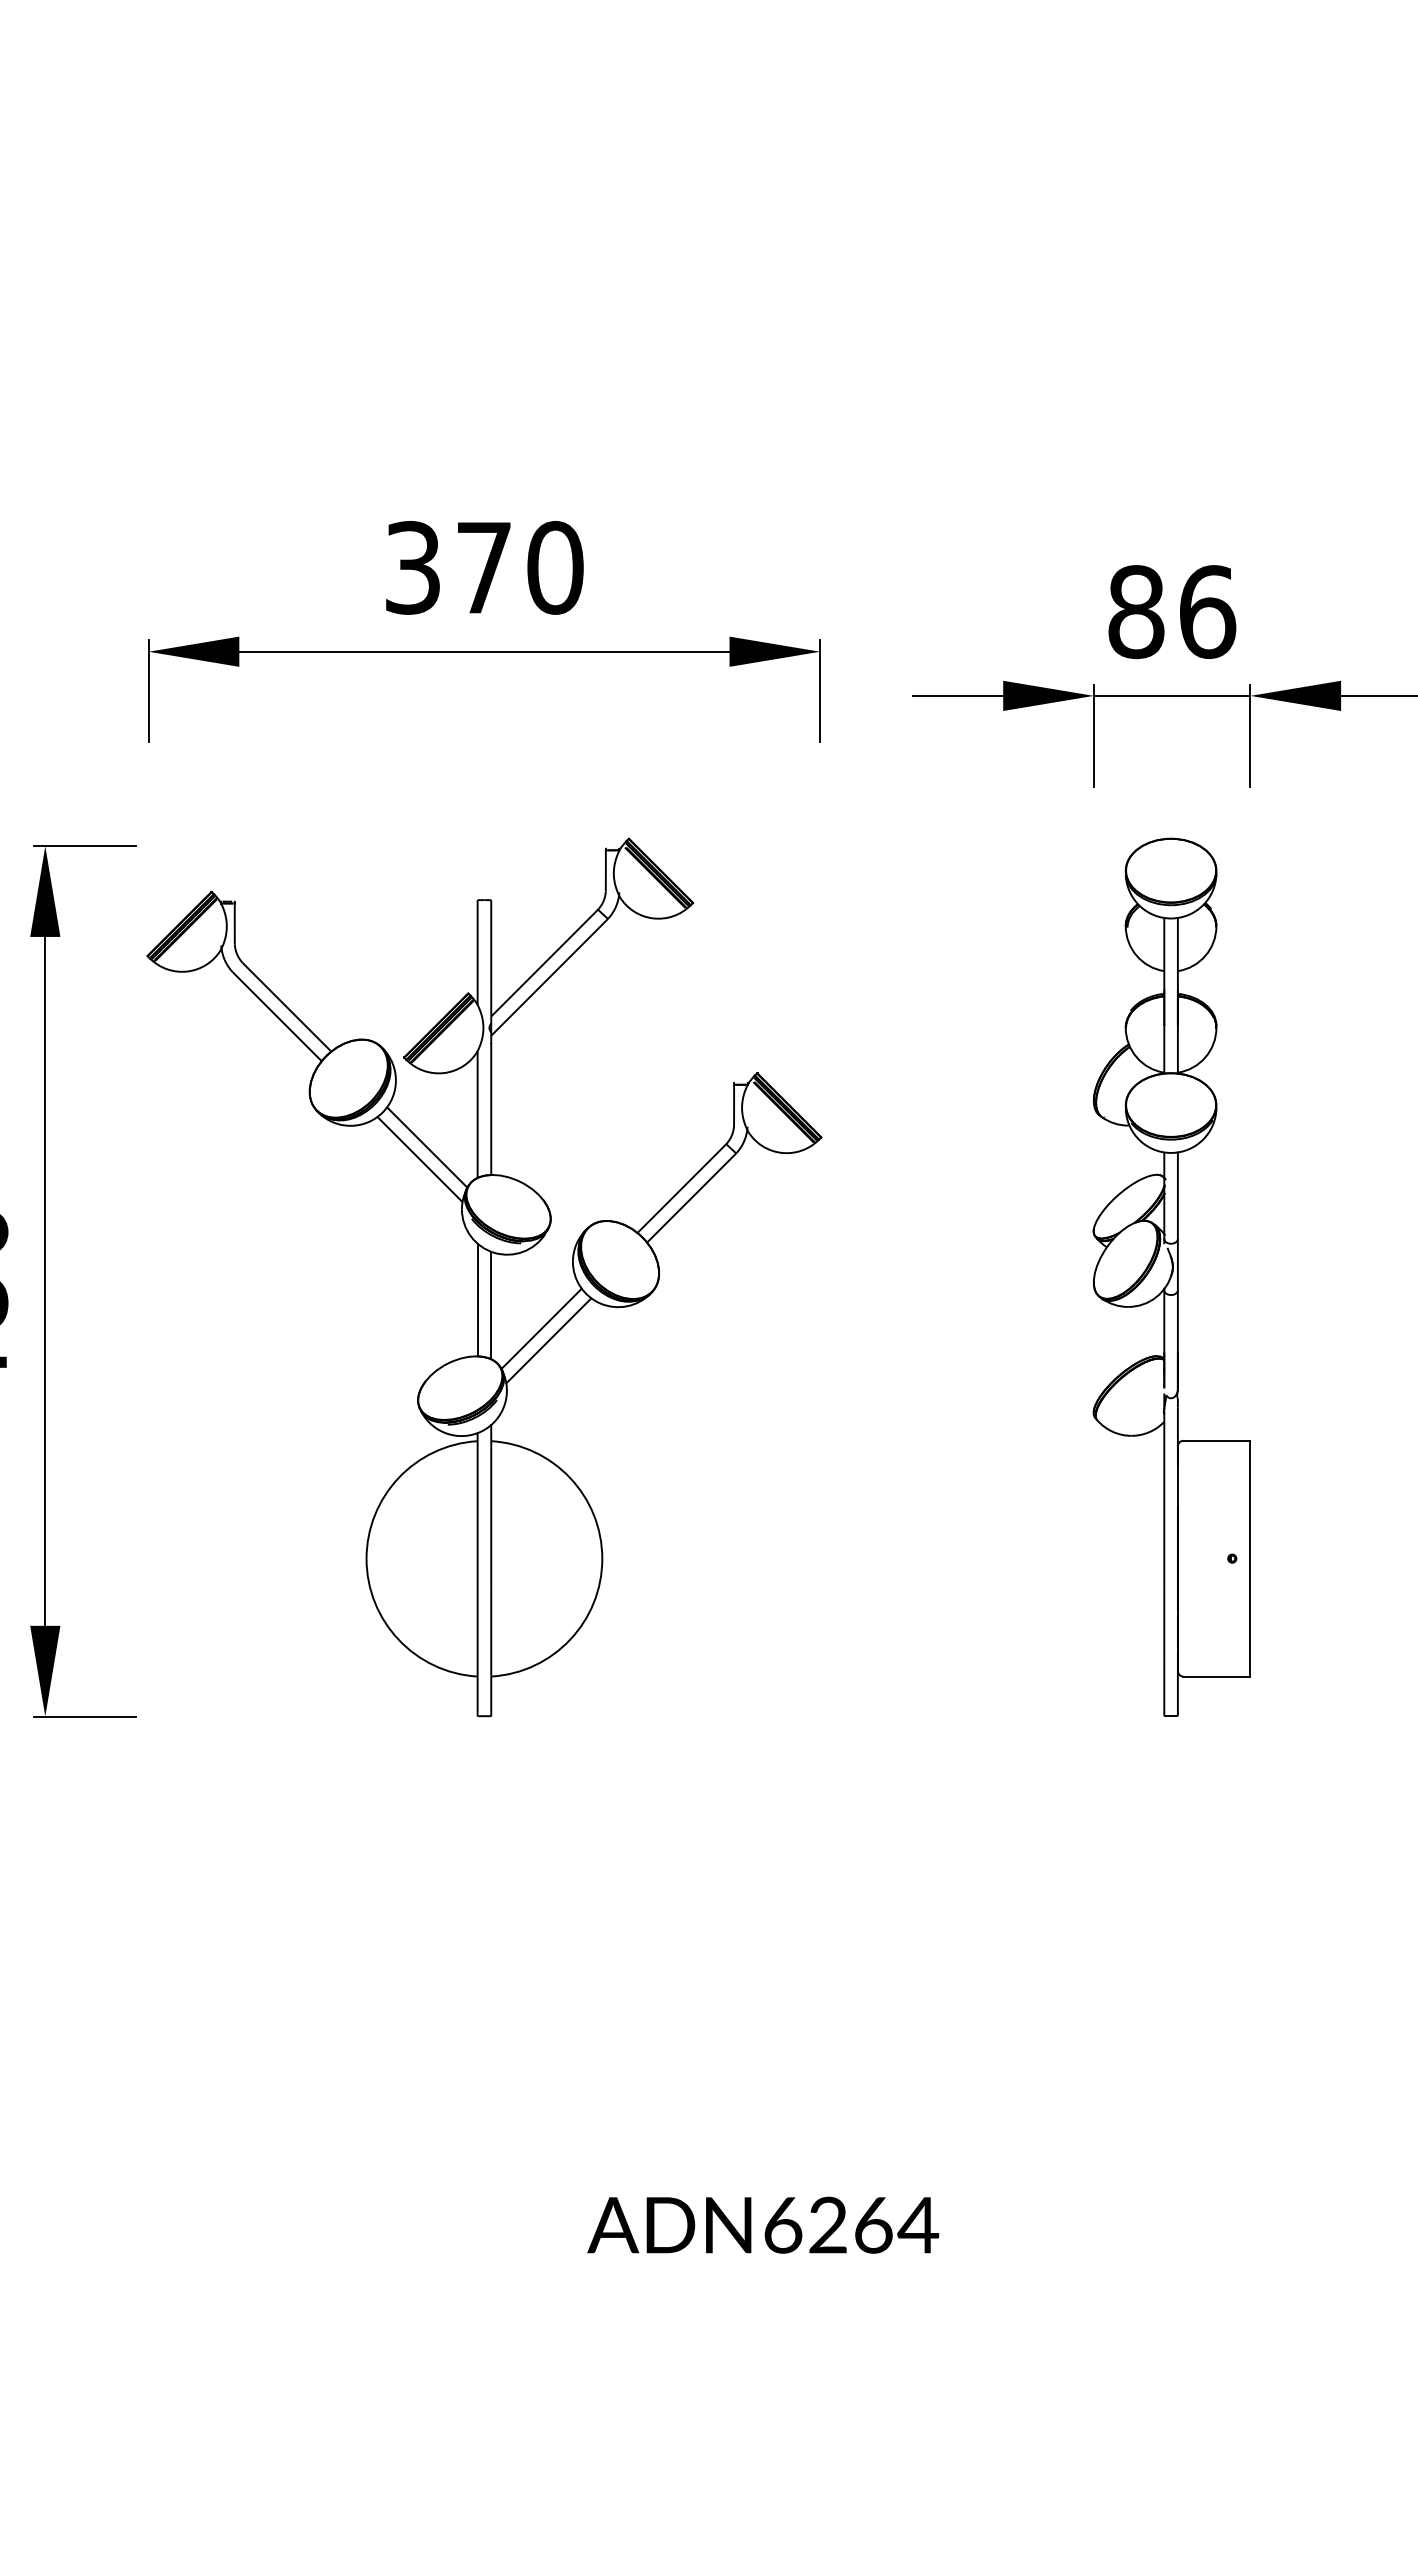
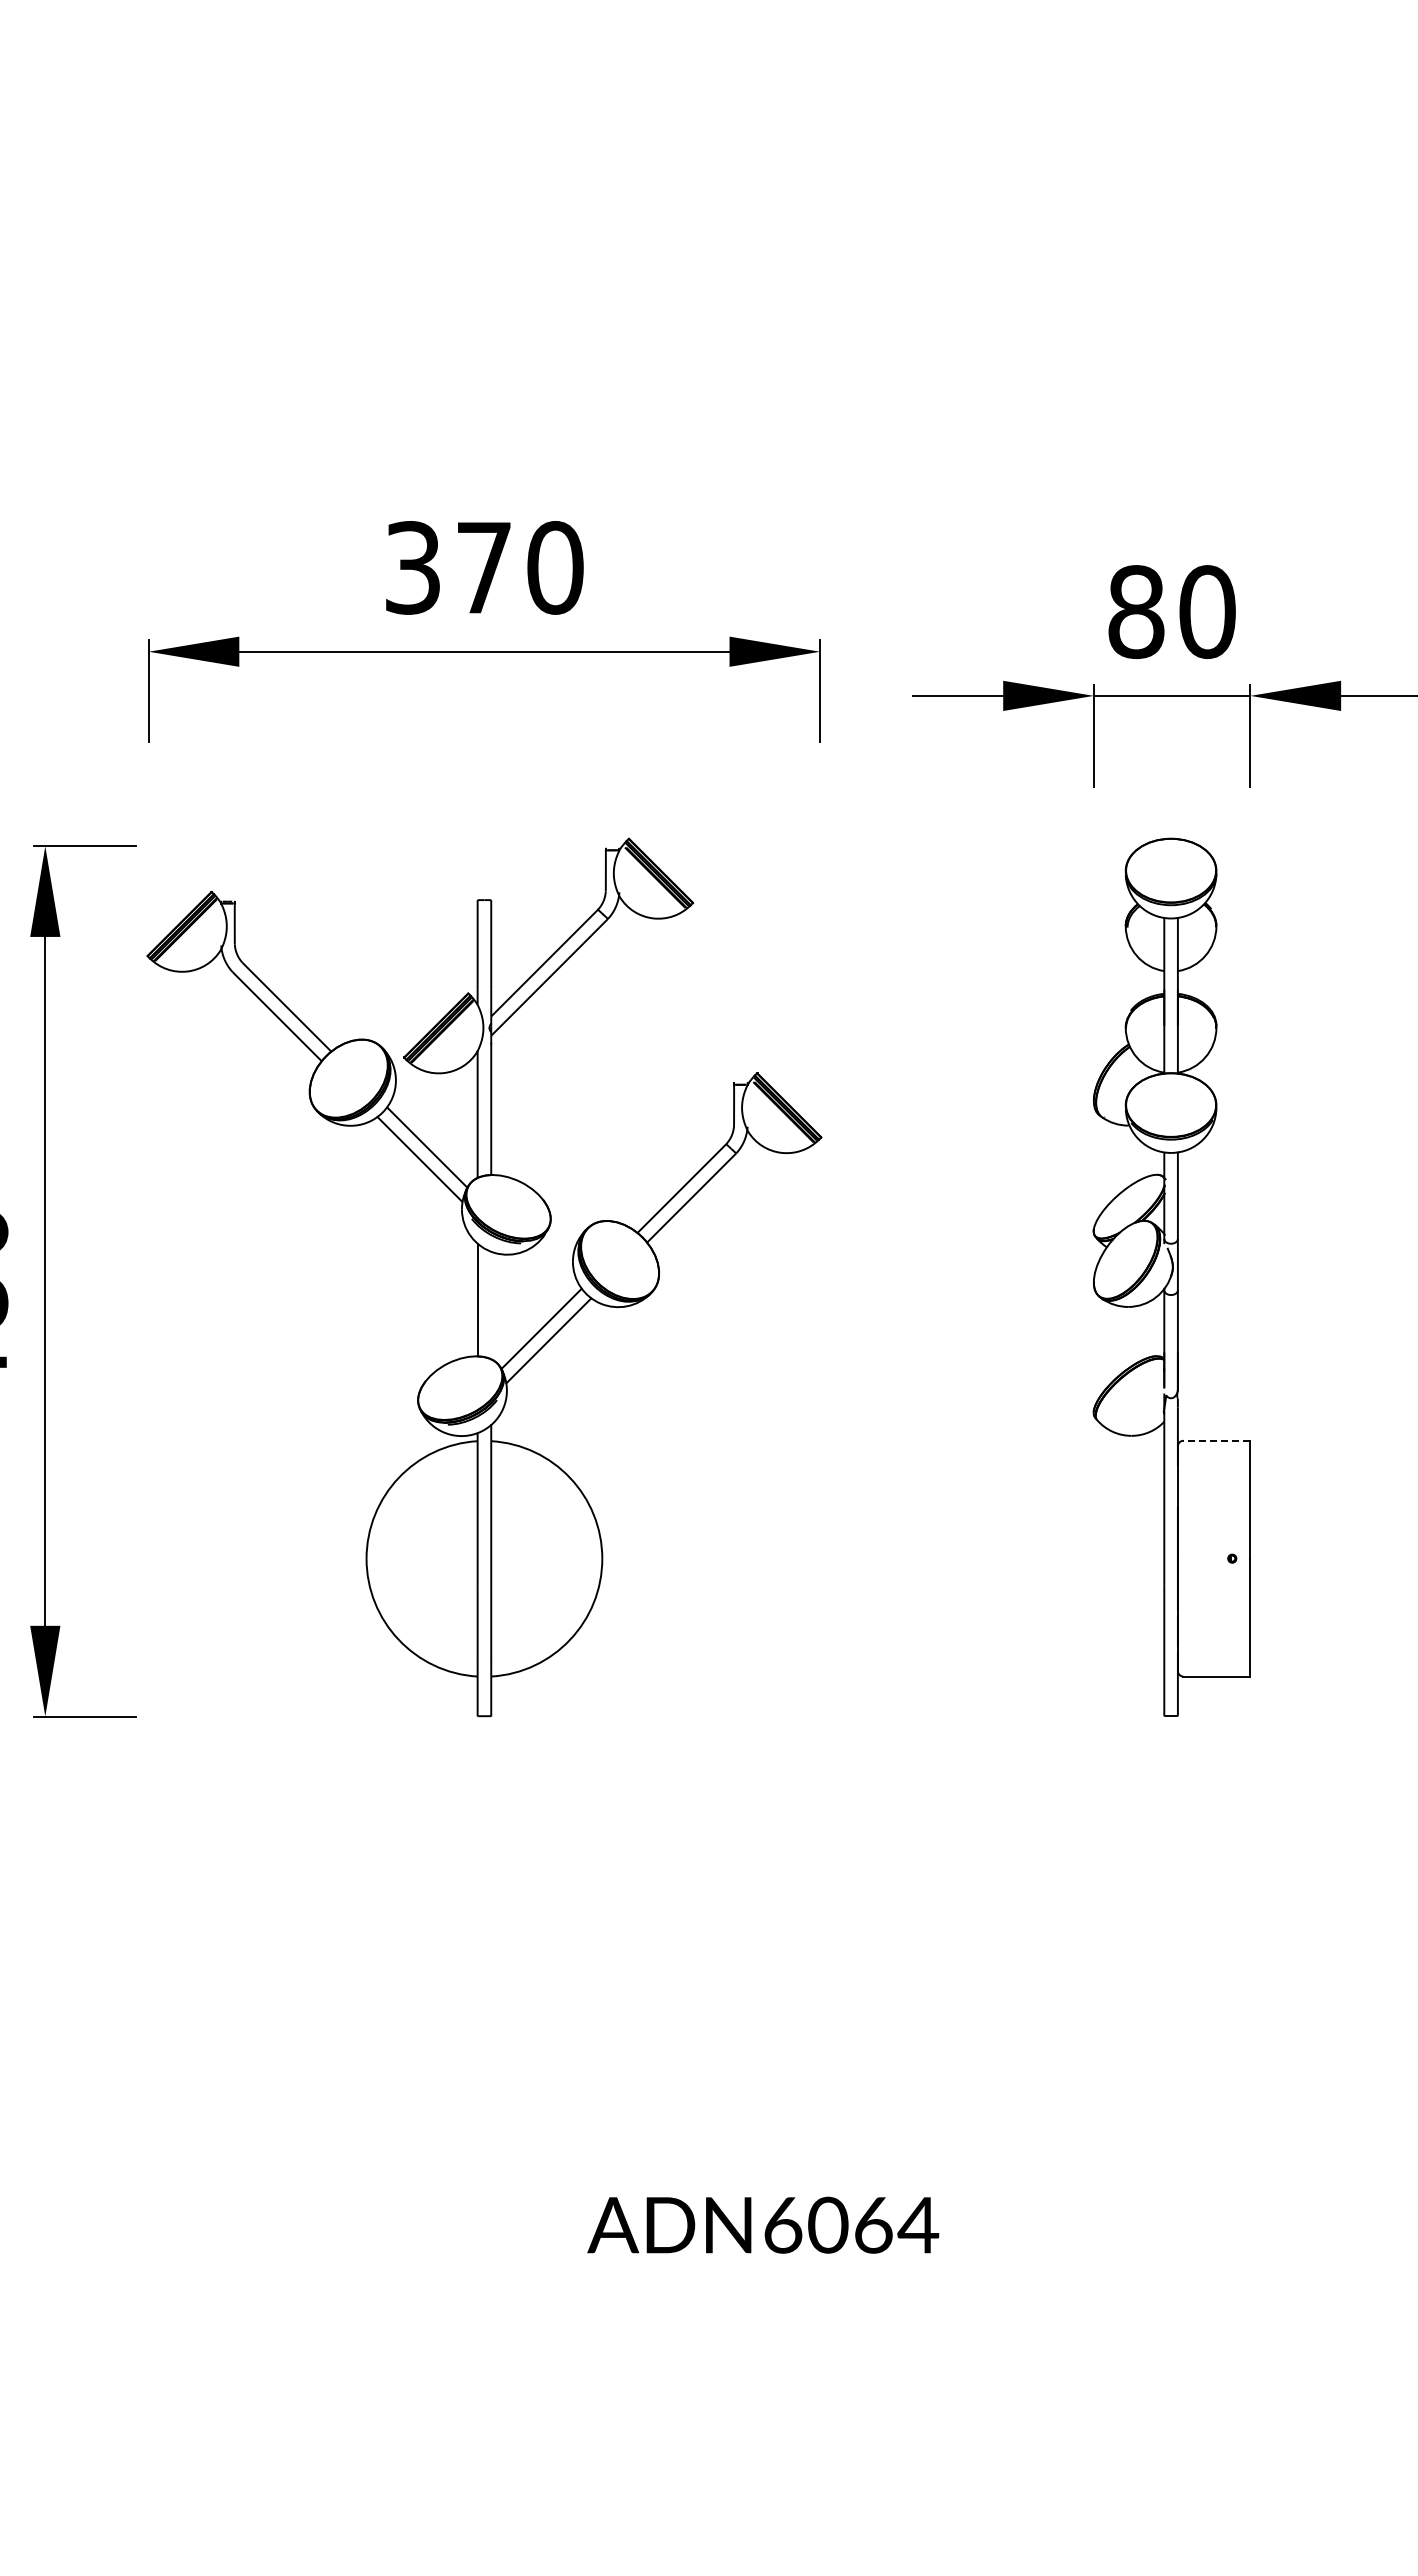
text: 86 -> 80 (1207, 611)
line: present -> none (491, 1305)
line: solid -> dashed (1216, 1440)
text: 6264 -> 6064 (828, 2225)
